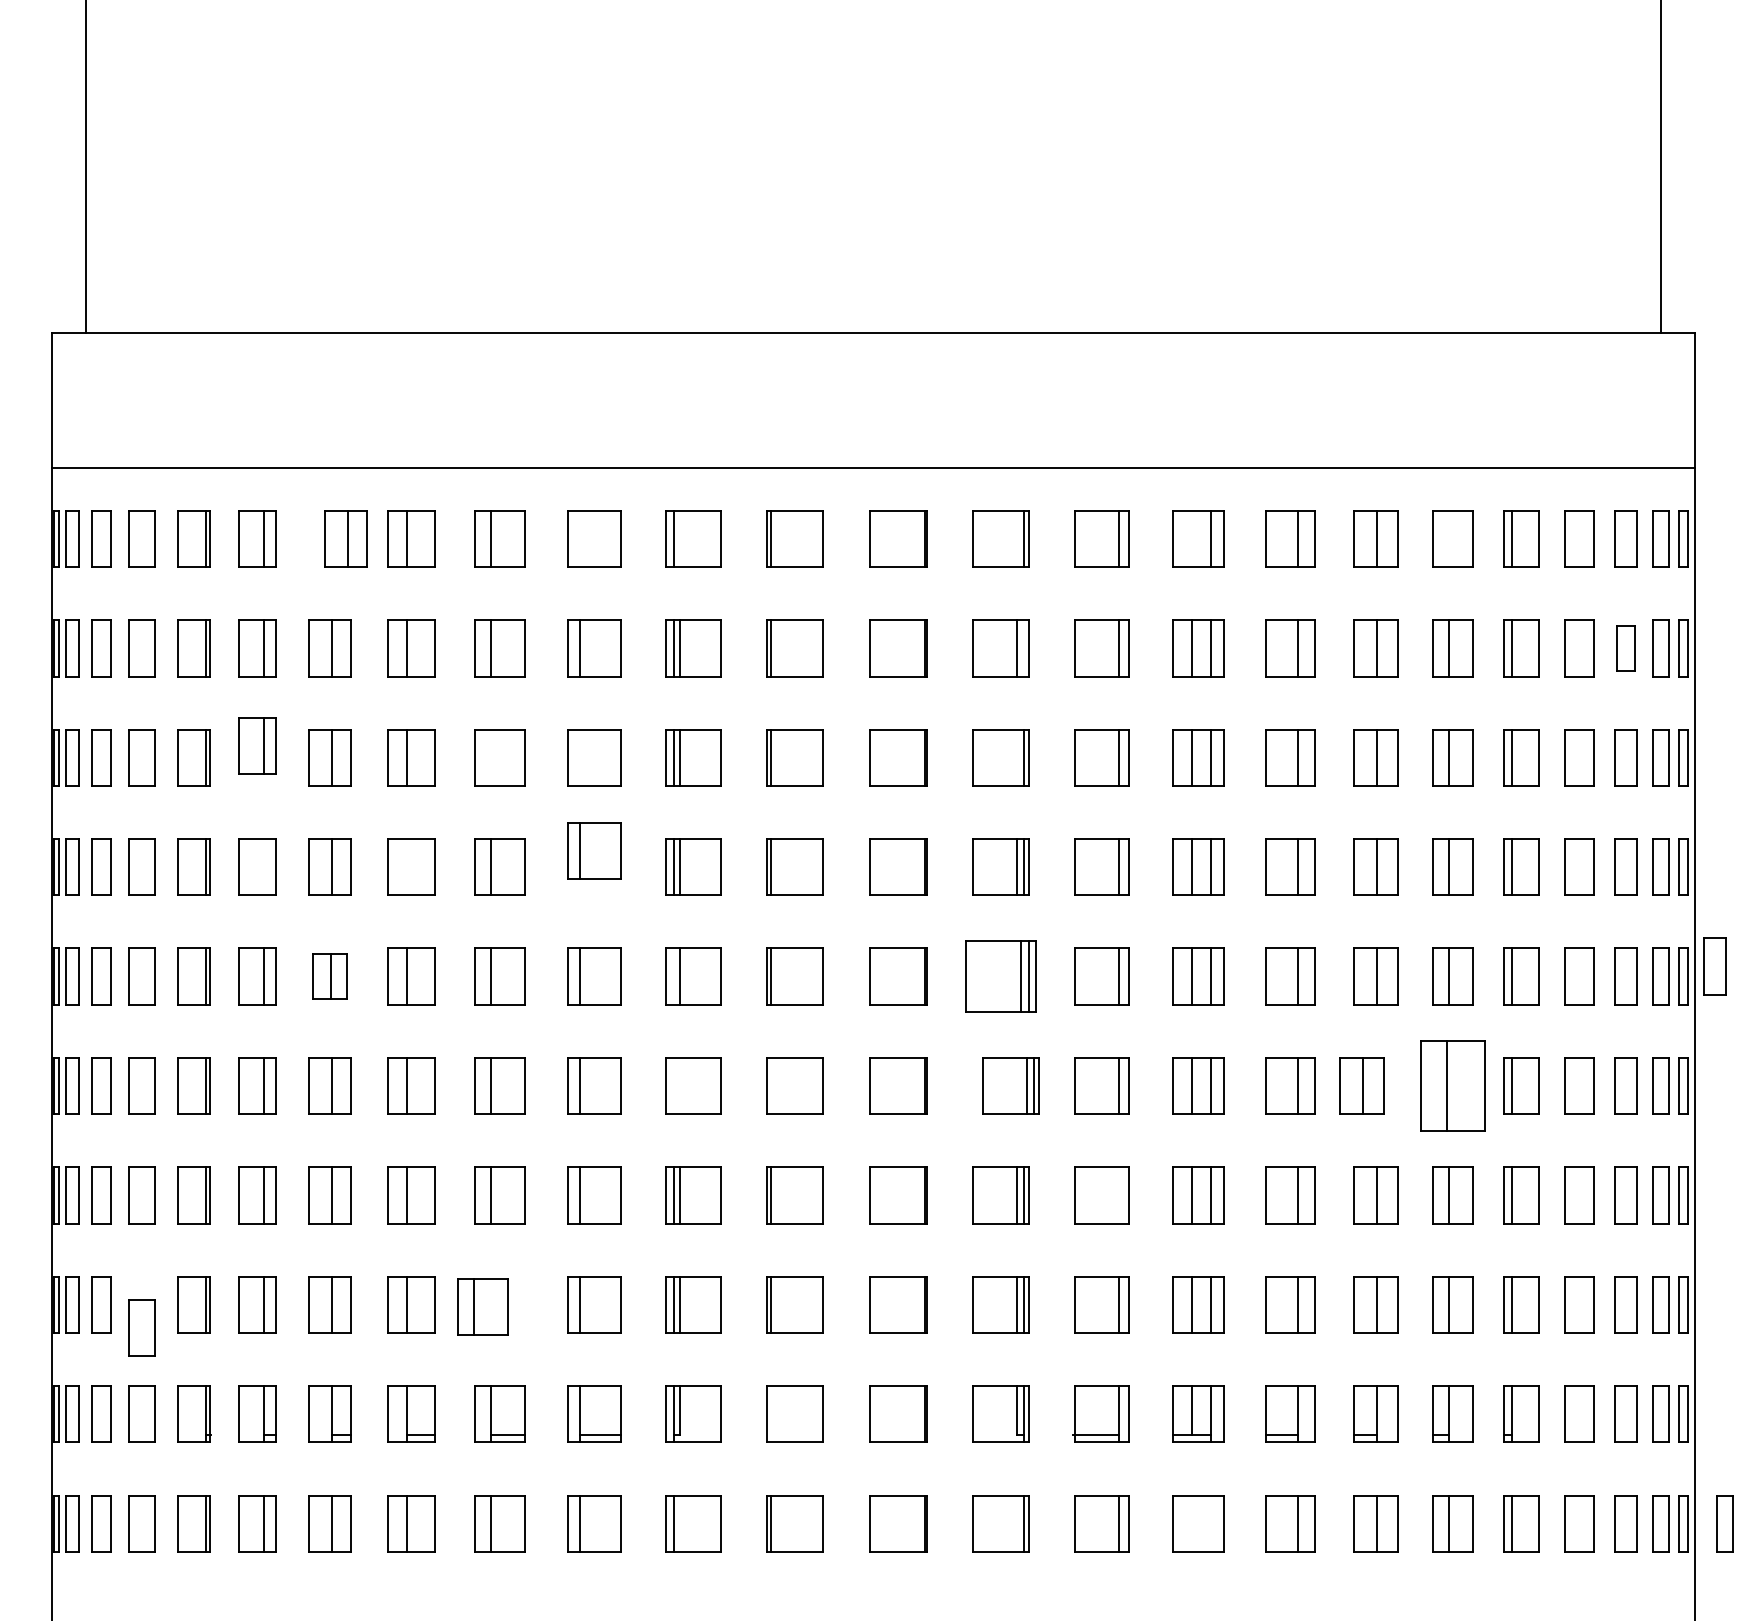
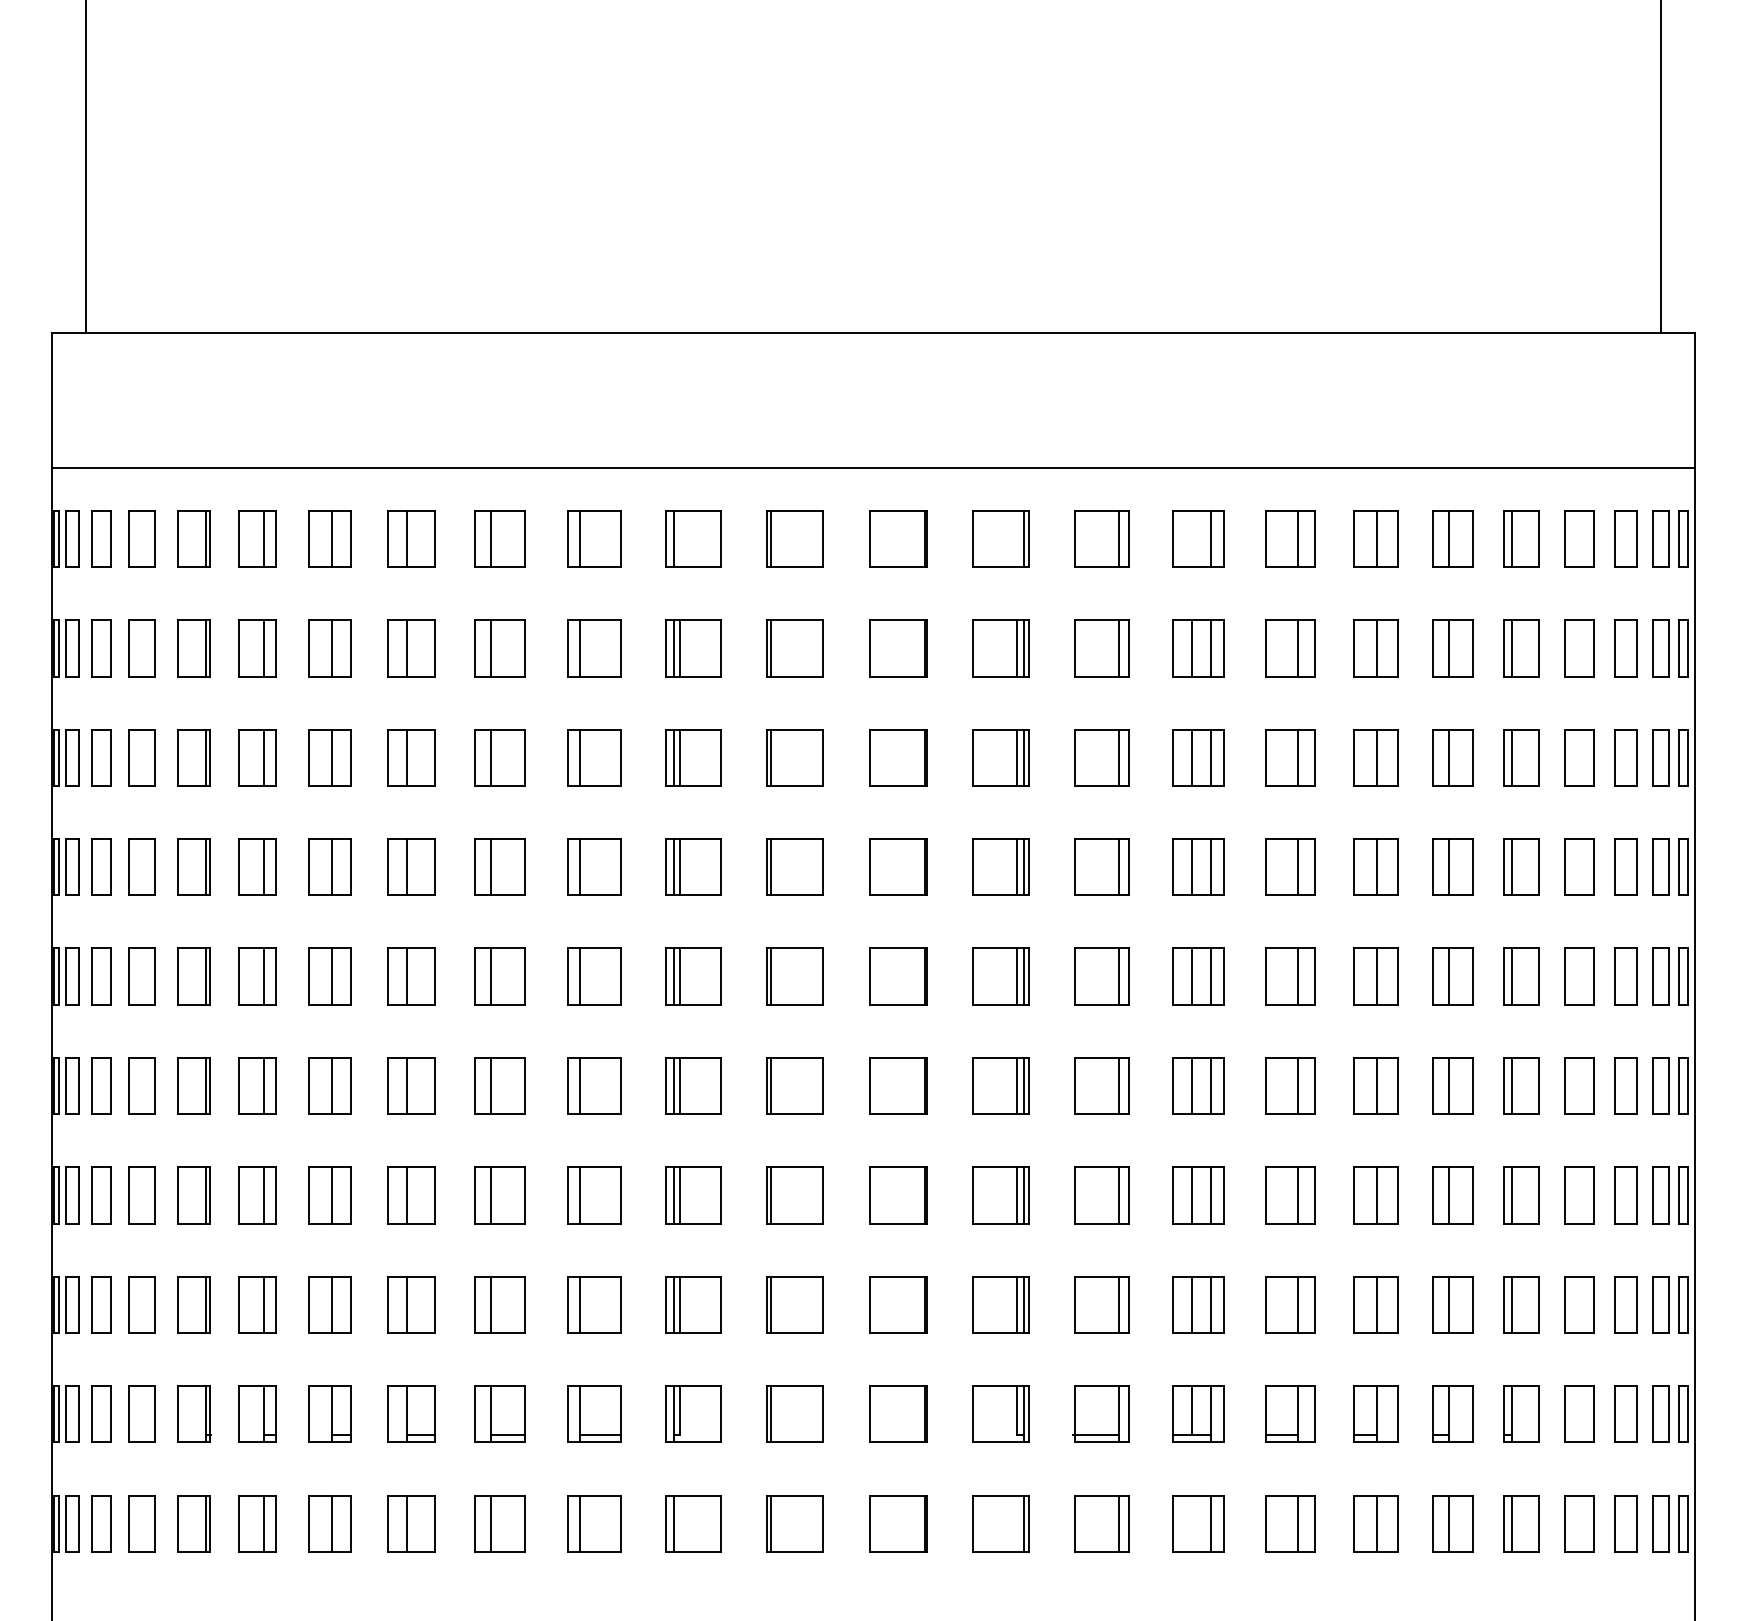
part position: (345, 538) -> (329, 538) (329, 538)
line: none -> present (579, 538)
line: none -> present (1449, 538)
line: none -> present (1023, 648)
part size: 20x47 px -> 24x59 px (1625, 648)
part position: (257, 745) -> (257, 757) (257, 757)
line: none -> present (490, 757)
line: none -> present (579, 757)
line: none -> present (1017, 757)
part position: (594, 850) -> (594, 866) (594, 866)
line: none -> present (264, 867)
line: none -> present (407, 867)
part: present -> none (1714, 966)
part size: 36x47 px -> 44x59 px (329, 976)
line: none -> present (673, 976)
part size: 72x73 px -> 58x59 px (1000, 976)
line: none -> present (673, 1085)
line: none -> present (679, 1085)
line: none -> present (770, 1085)
part position: (1010, 1085) -> (1000, 1085) (1000, 1085)
part position: (1361, 1085) -> (1375, 1085) (1375, 1085)
part size: 66x92 px -> 42x58 px (1452, 1085)
line: none -> present (1119, 1195)
part position: (482, 1306) -> (499, 1304) (499, 1304)
part position: (141, 1327) -> (141, 1304) (141, 1304)
line: none -> present (770, 1414)
line: none -> present (1211, 1523)
part: present -> none (1724, 1523)
